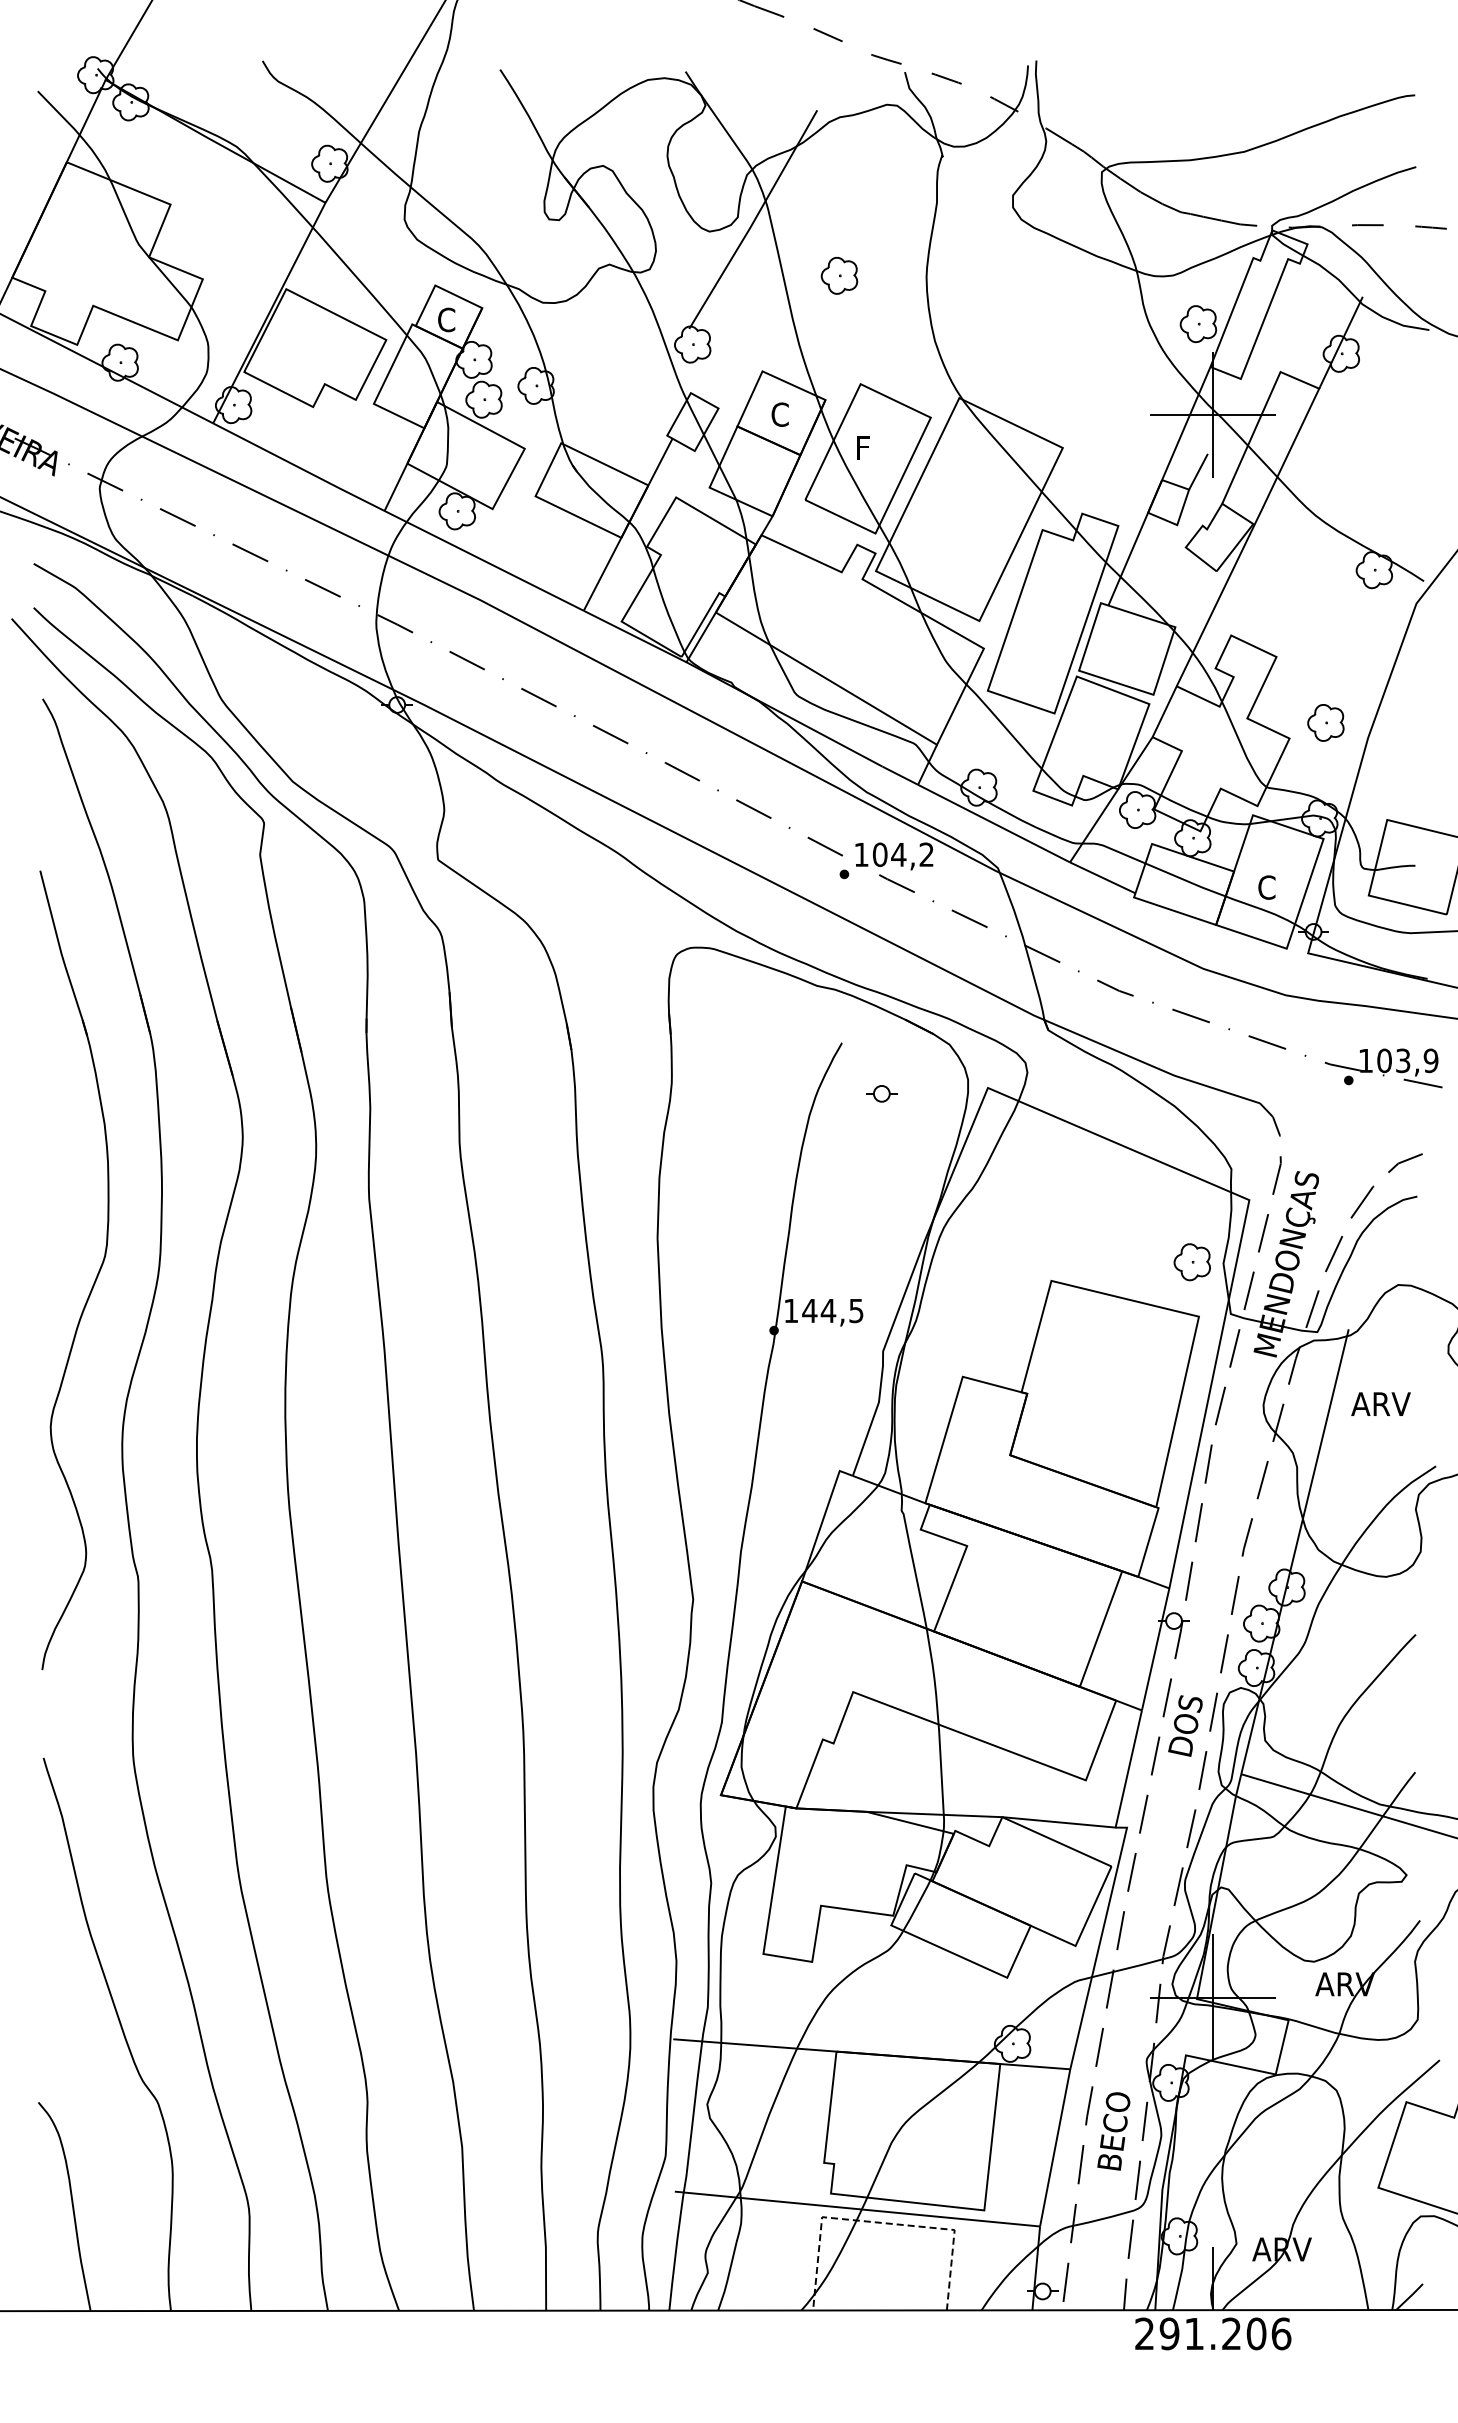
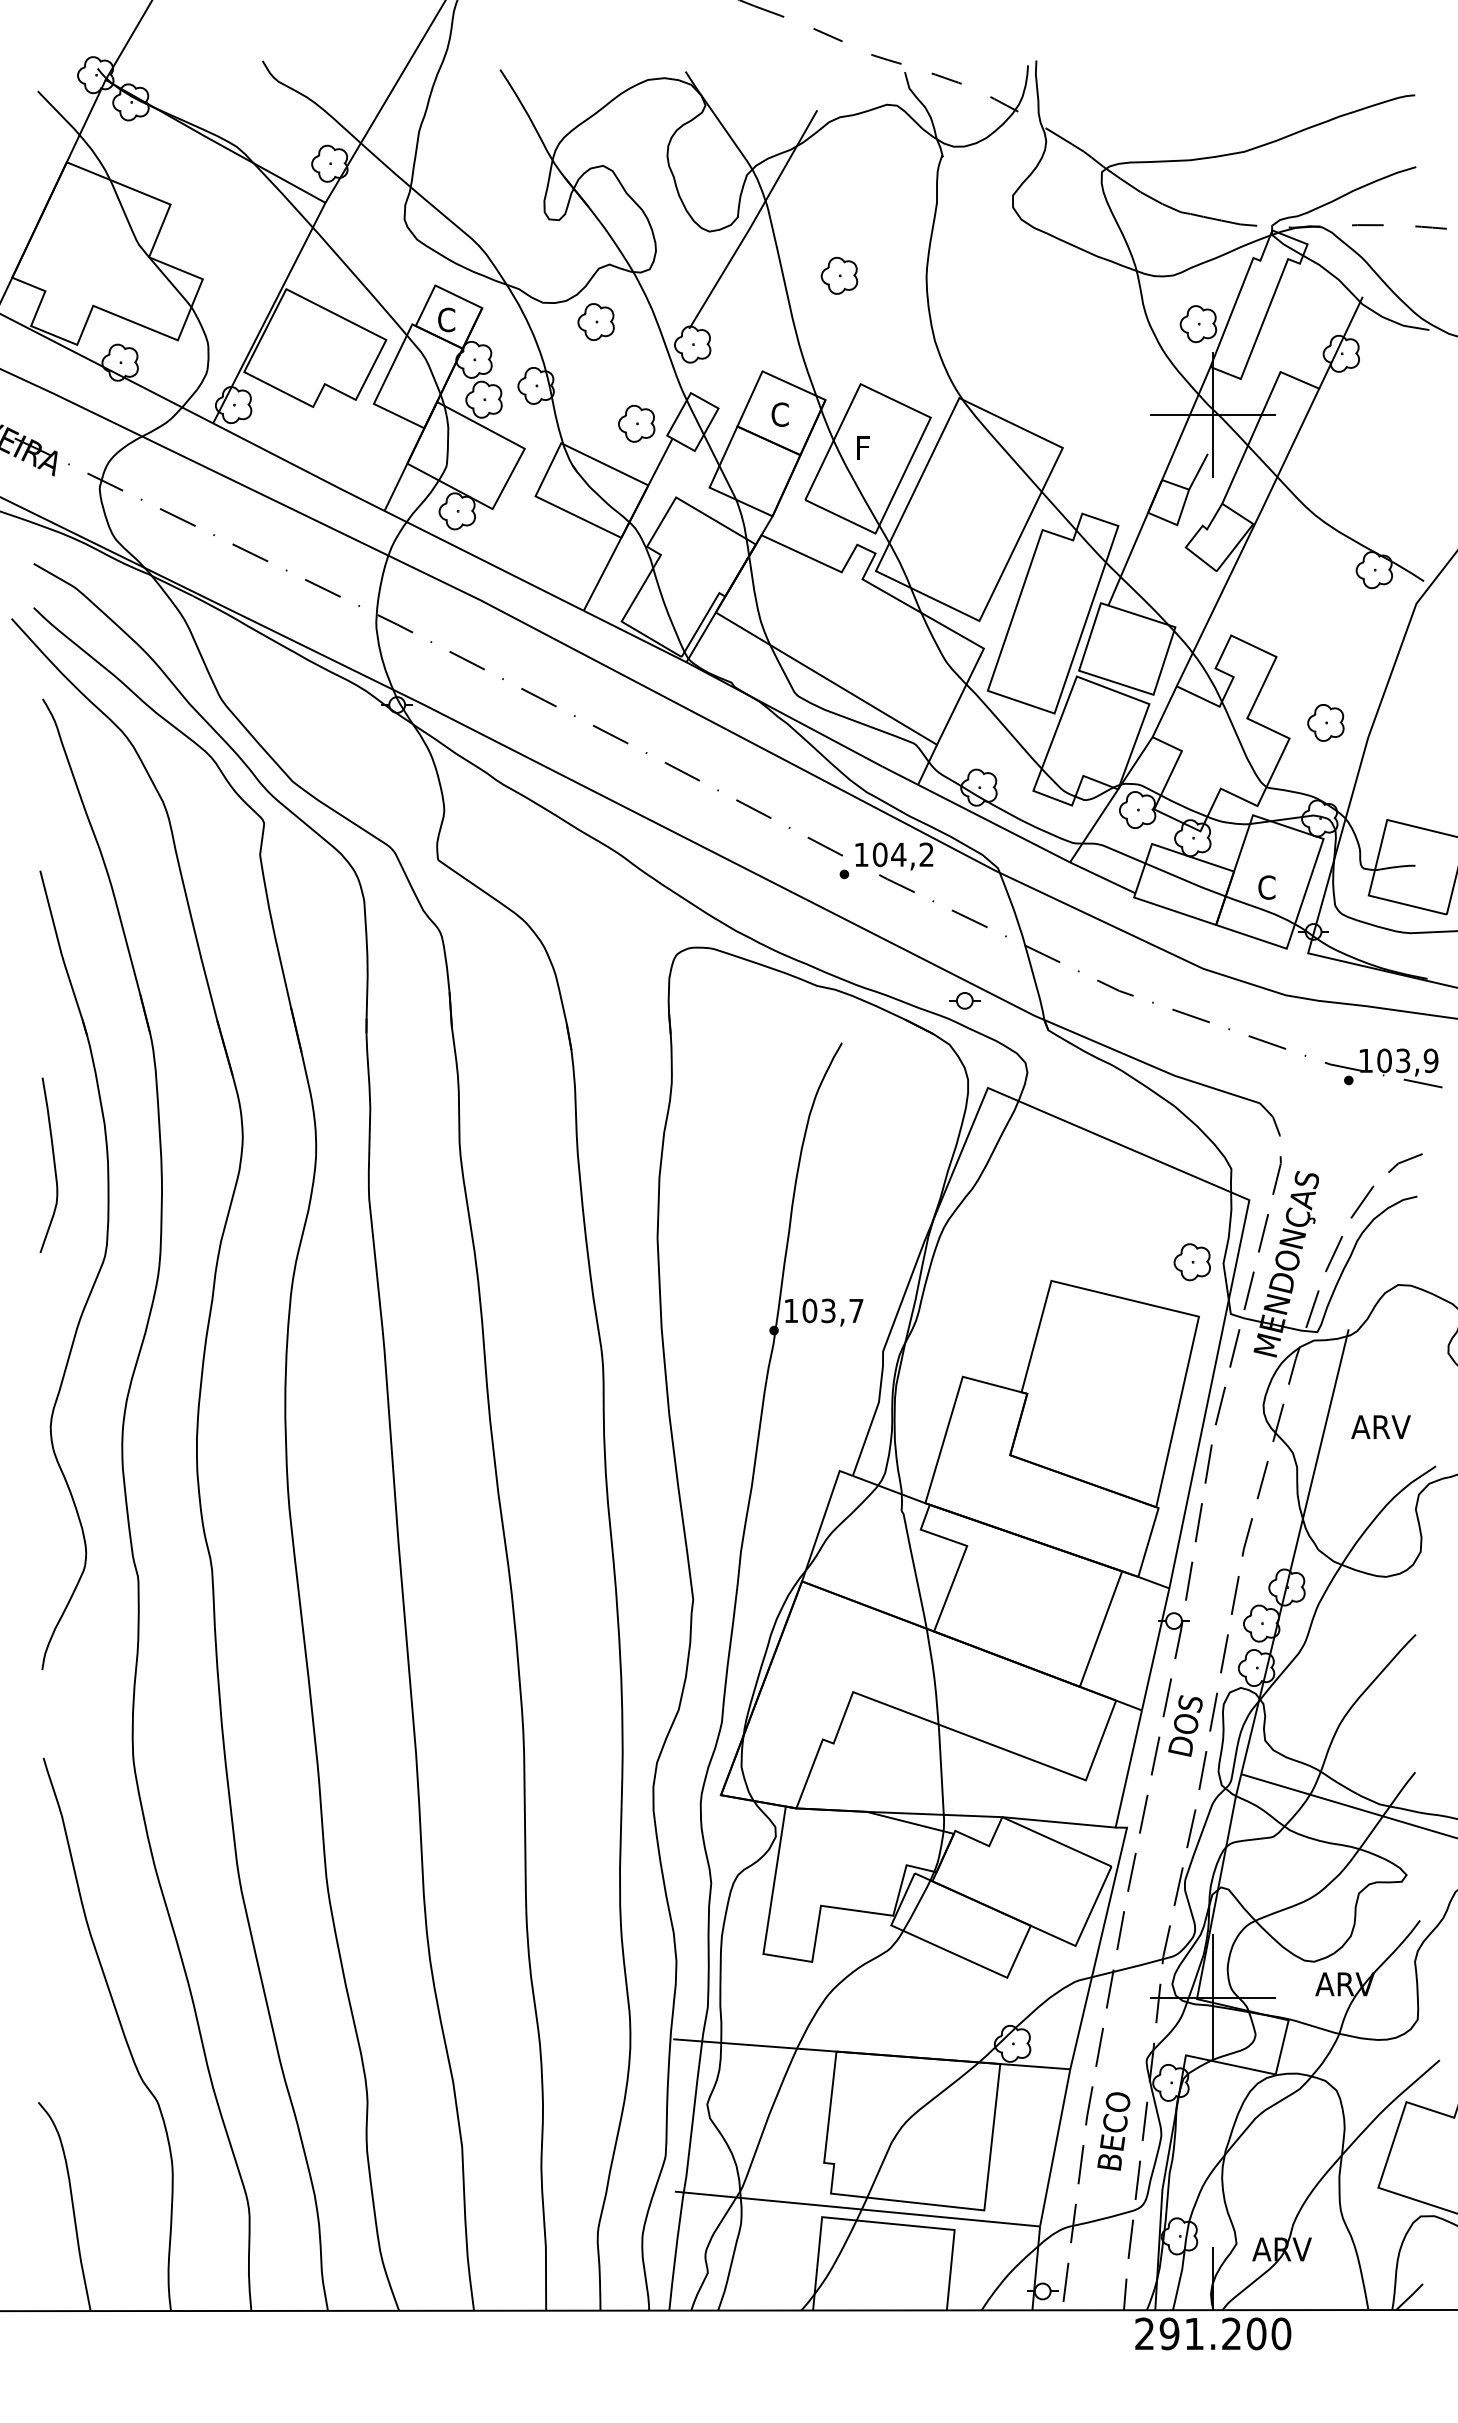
part: none -> present (595, 321)
part: none -> present (636, 423)
part position: (881, 1093) -> (964, 1000) (964, 1000)
curve: none -> present (53, 1164)
text: 144,5 -> 103,7 (832, 1310)
text position: (1380, 1403) -> (1380, 1426) (1380, 1426)
line: dashed -> solid (881, 2222)
text: 291.206 -> 291.200 (1281, 2333)
